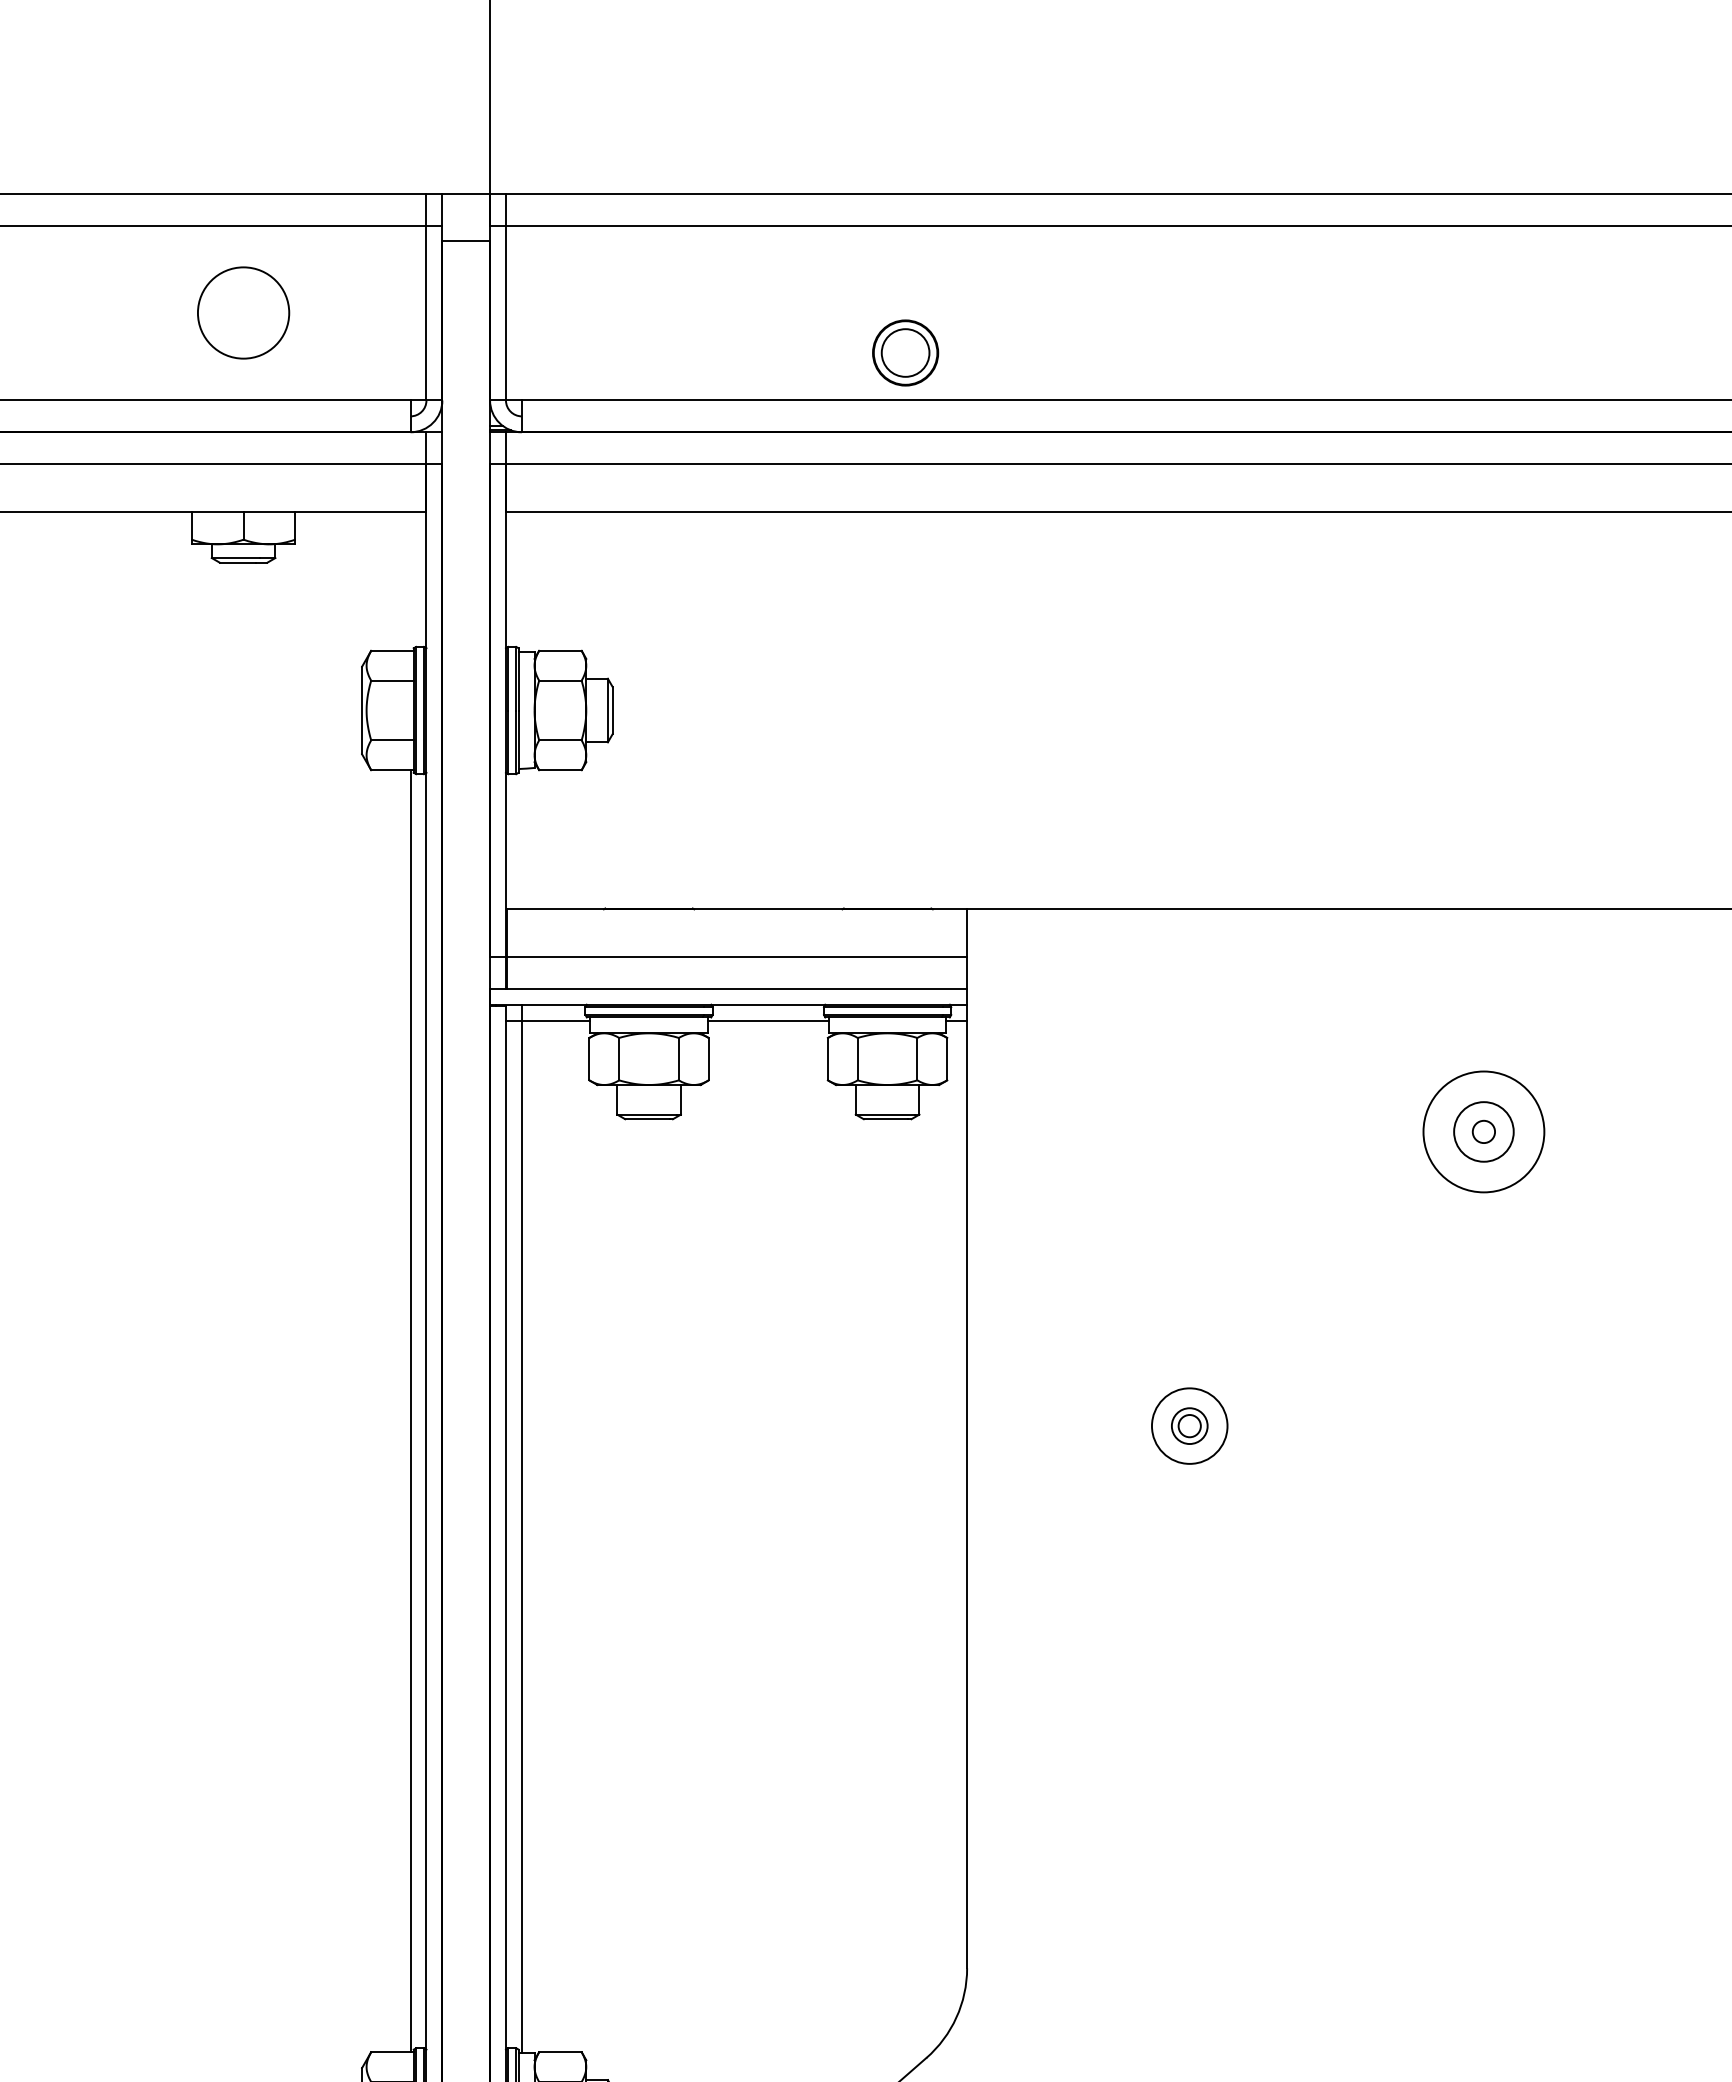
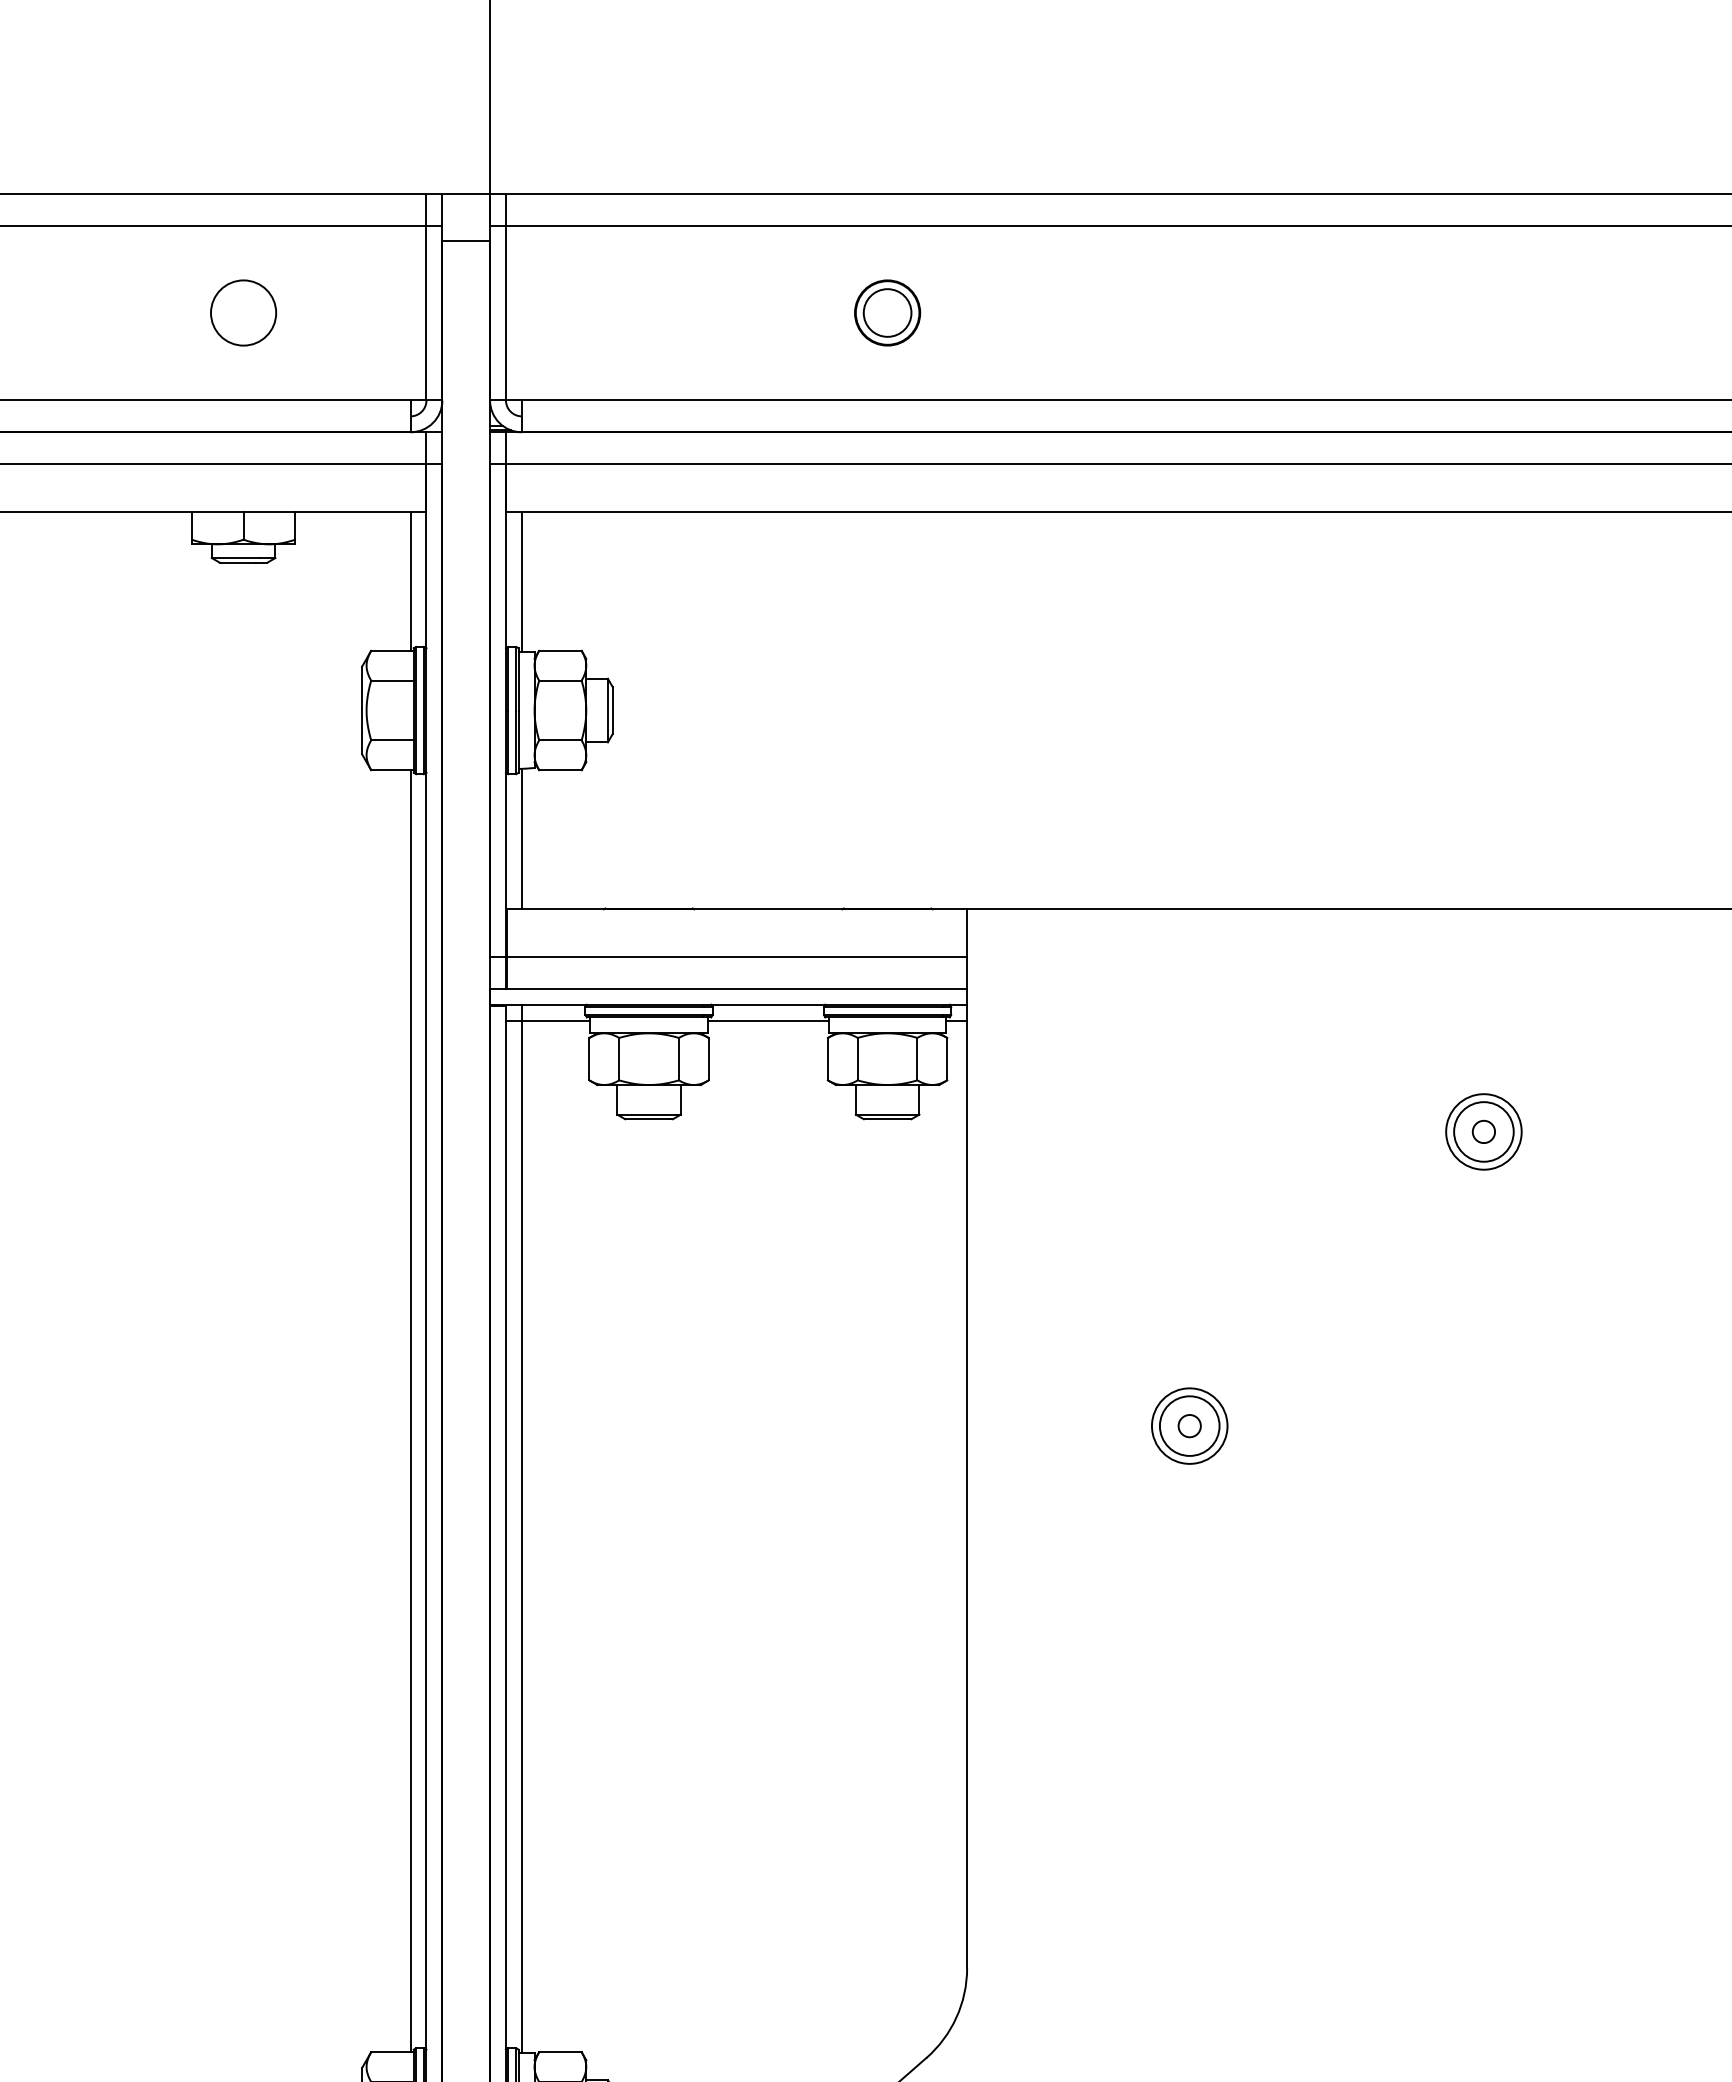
circle diameter: 91 px -> 65 px (243, 312)
part position: (905, 352) -> (887, 312) (887, 312)
line: none -> present (410, 580)
line: none -> present (521, 581)
line: none -> present (521, 838)
circle diameter: 121 px -> 76 px (1483, 1131)
circle diameter: 36 px -> 60 px (1189, 1425)
